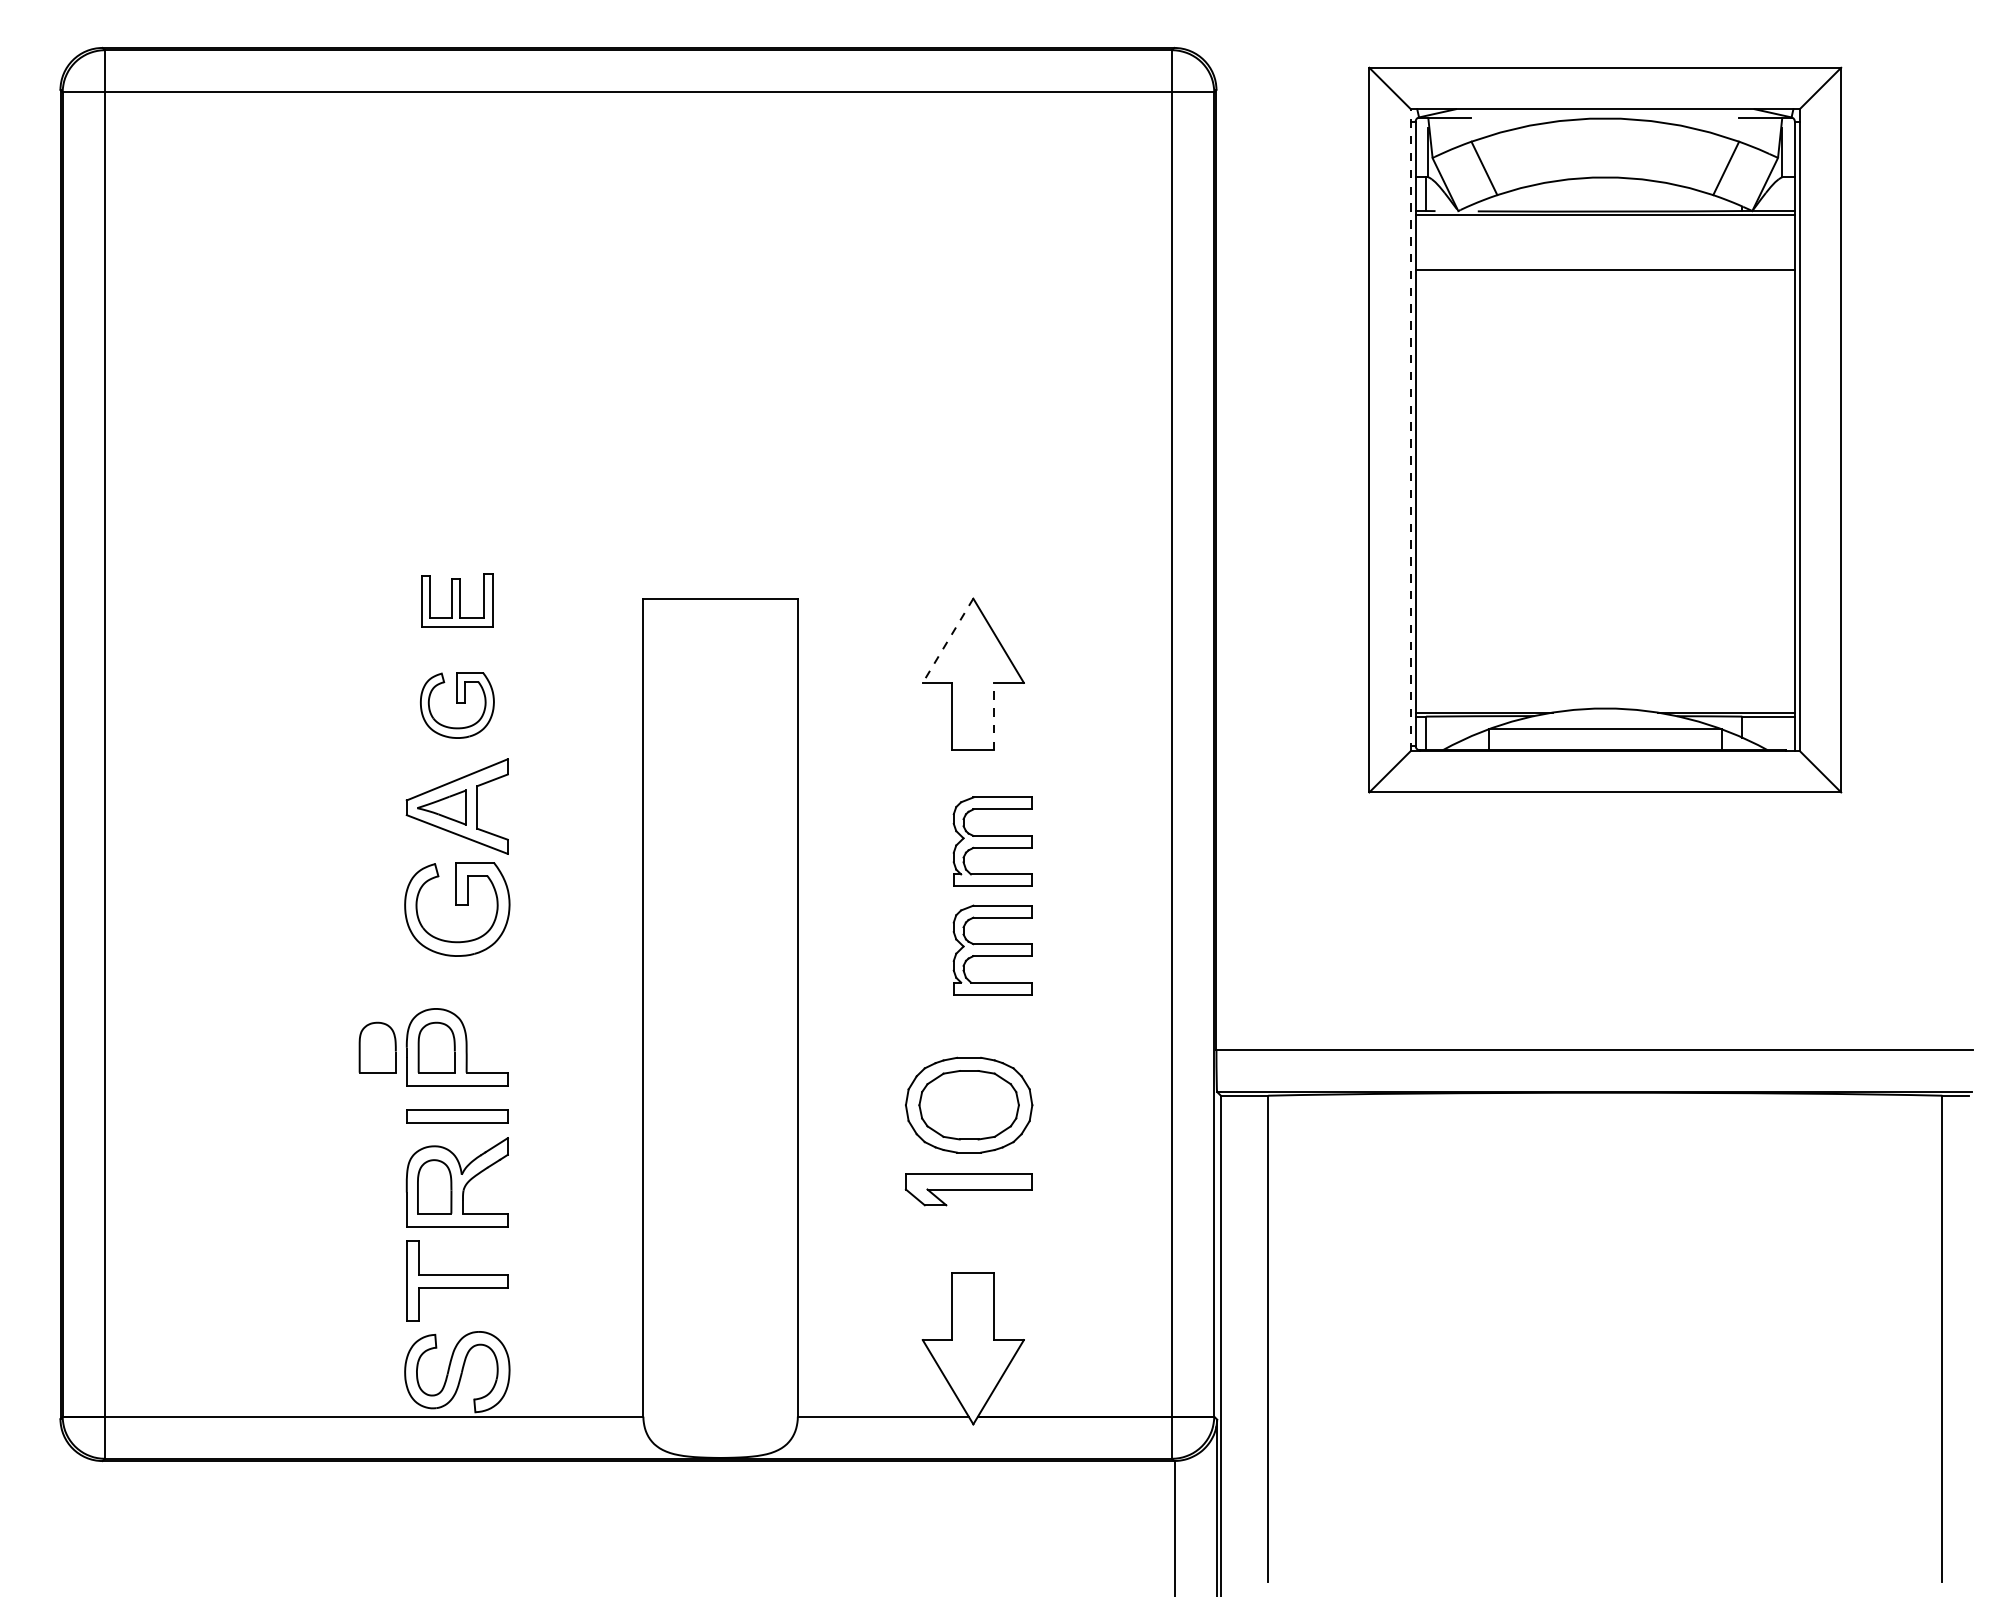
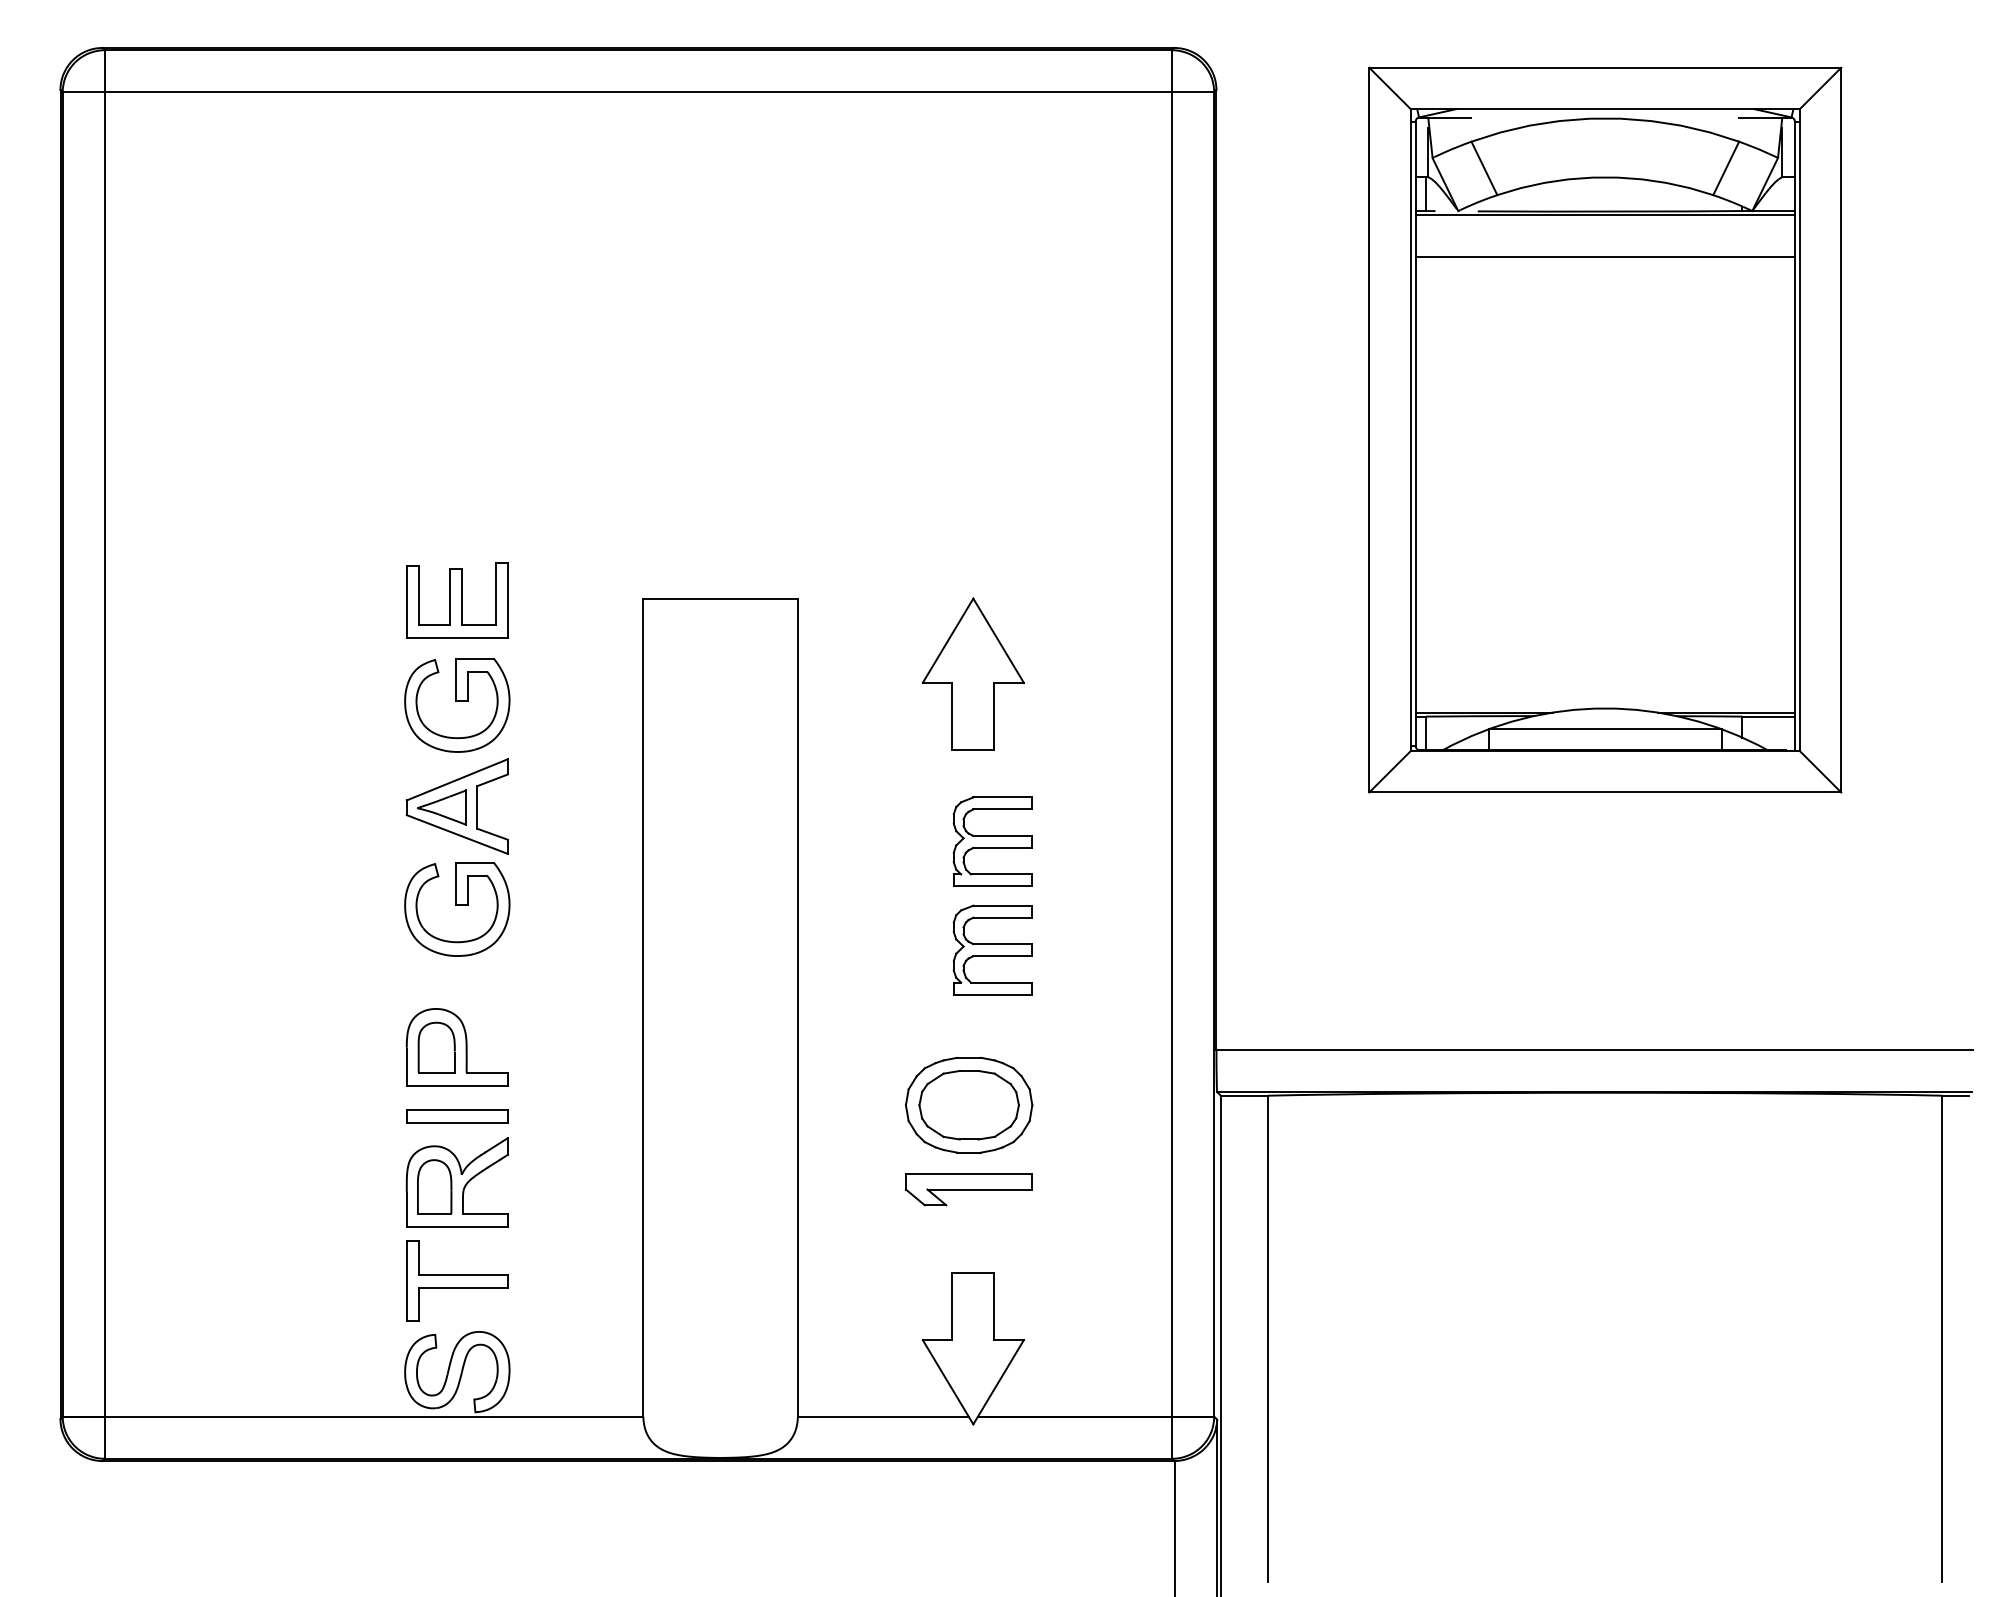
line position: (1604, 269) -> (1604, 256) (1604, 256)
line: dashed -> solid (1410, 430)
part size: 73x55 px -> 103x77 px (457, 600)
line: dashed -> solid (947, 641)
part size: 75x67 px -> 107x95 px (457, 705)
line: dashed -> solid (994, 716)
part: present -> none (377, 1047)
